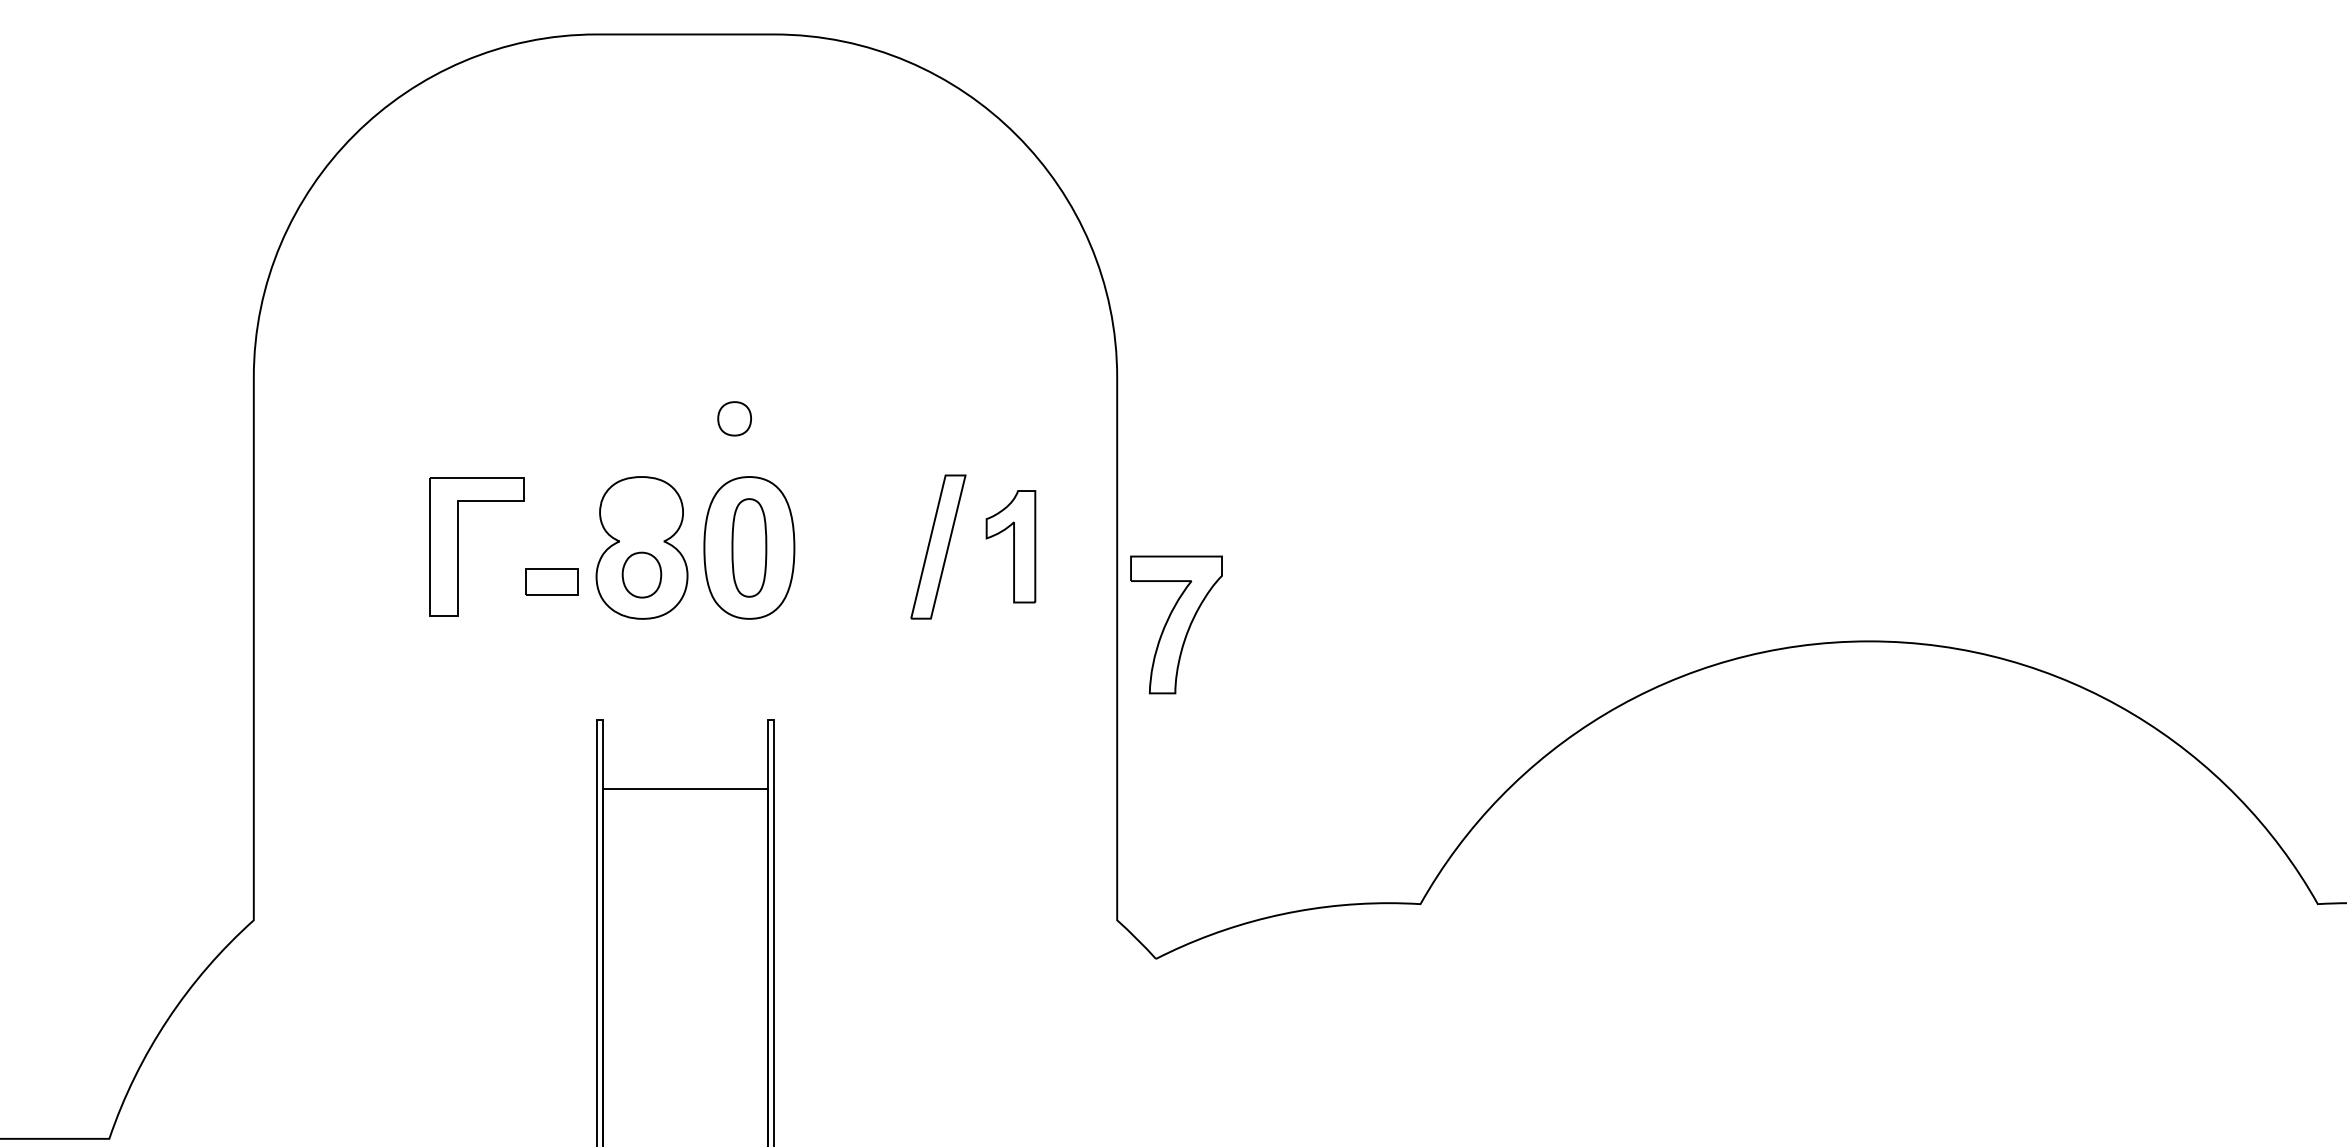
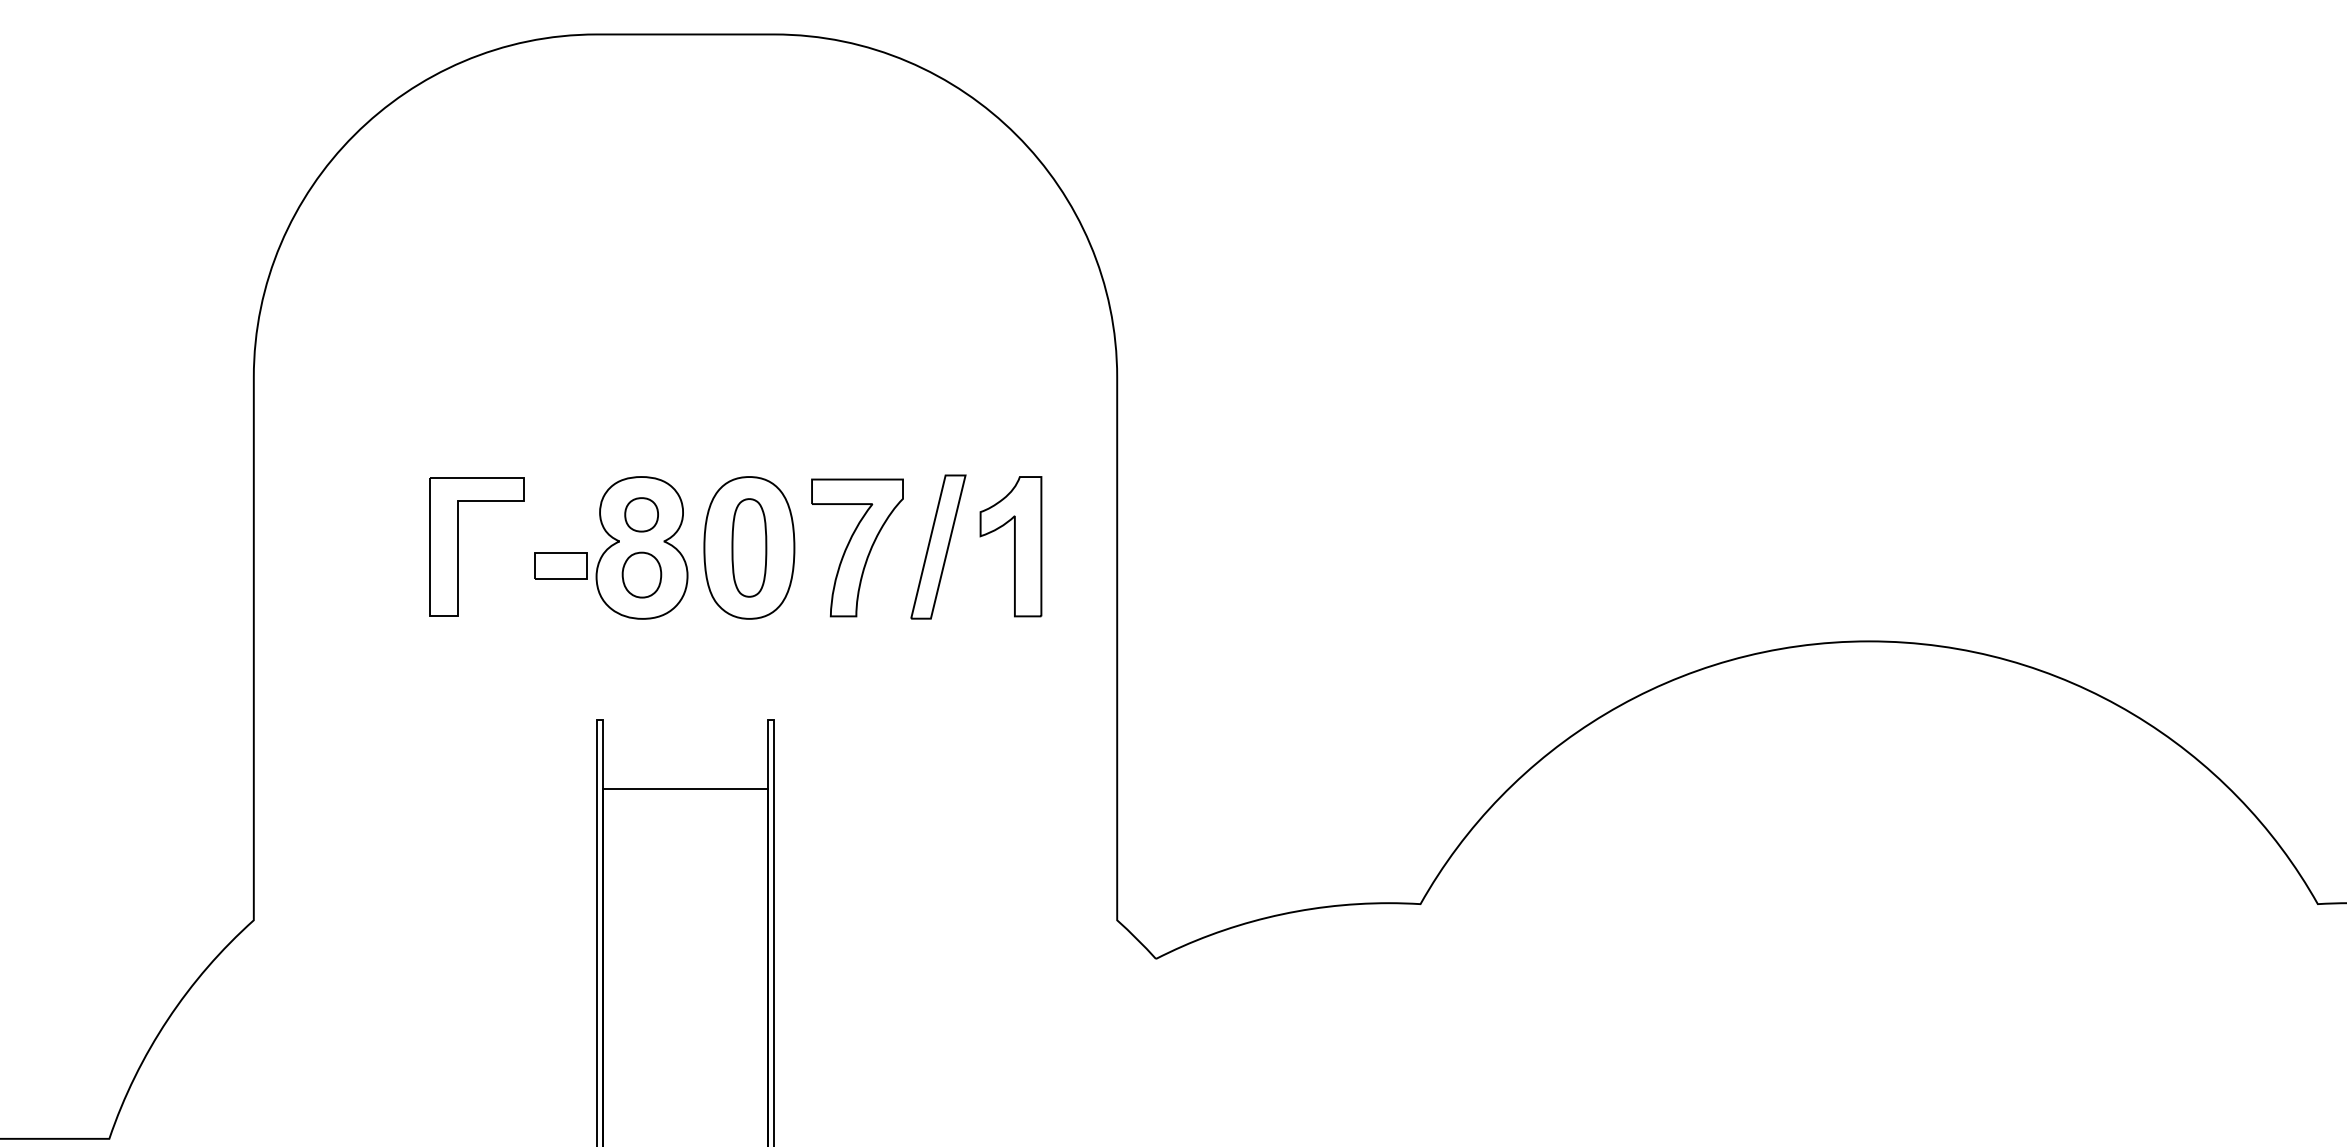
part position: (734, 418) -> (641, 514) (641, 514)
part size: 52x114 px -> 64x142 px (1010, 546)
part position: (551, 581) -> (560, 565) (560, 565)
part position: (1176, 624) -> (857, 547) (857, 547)
